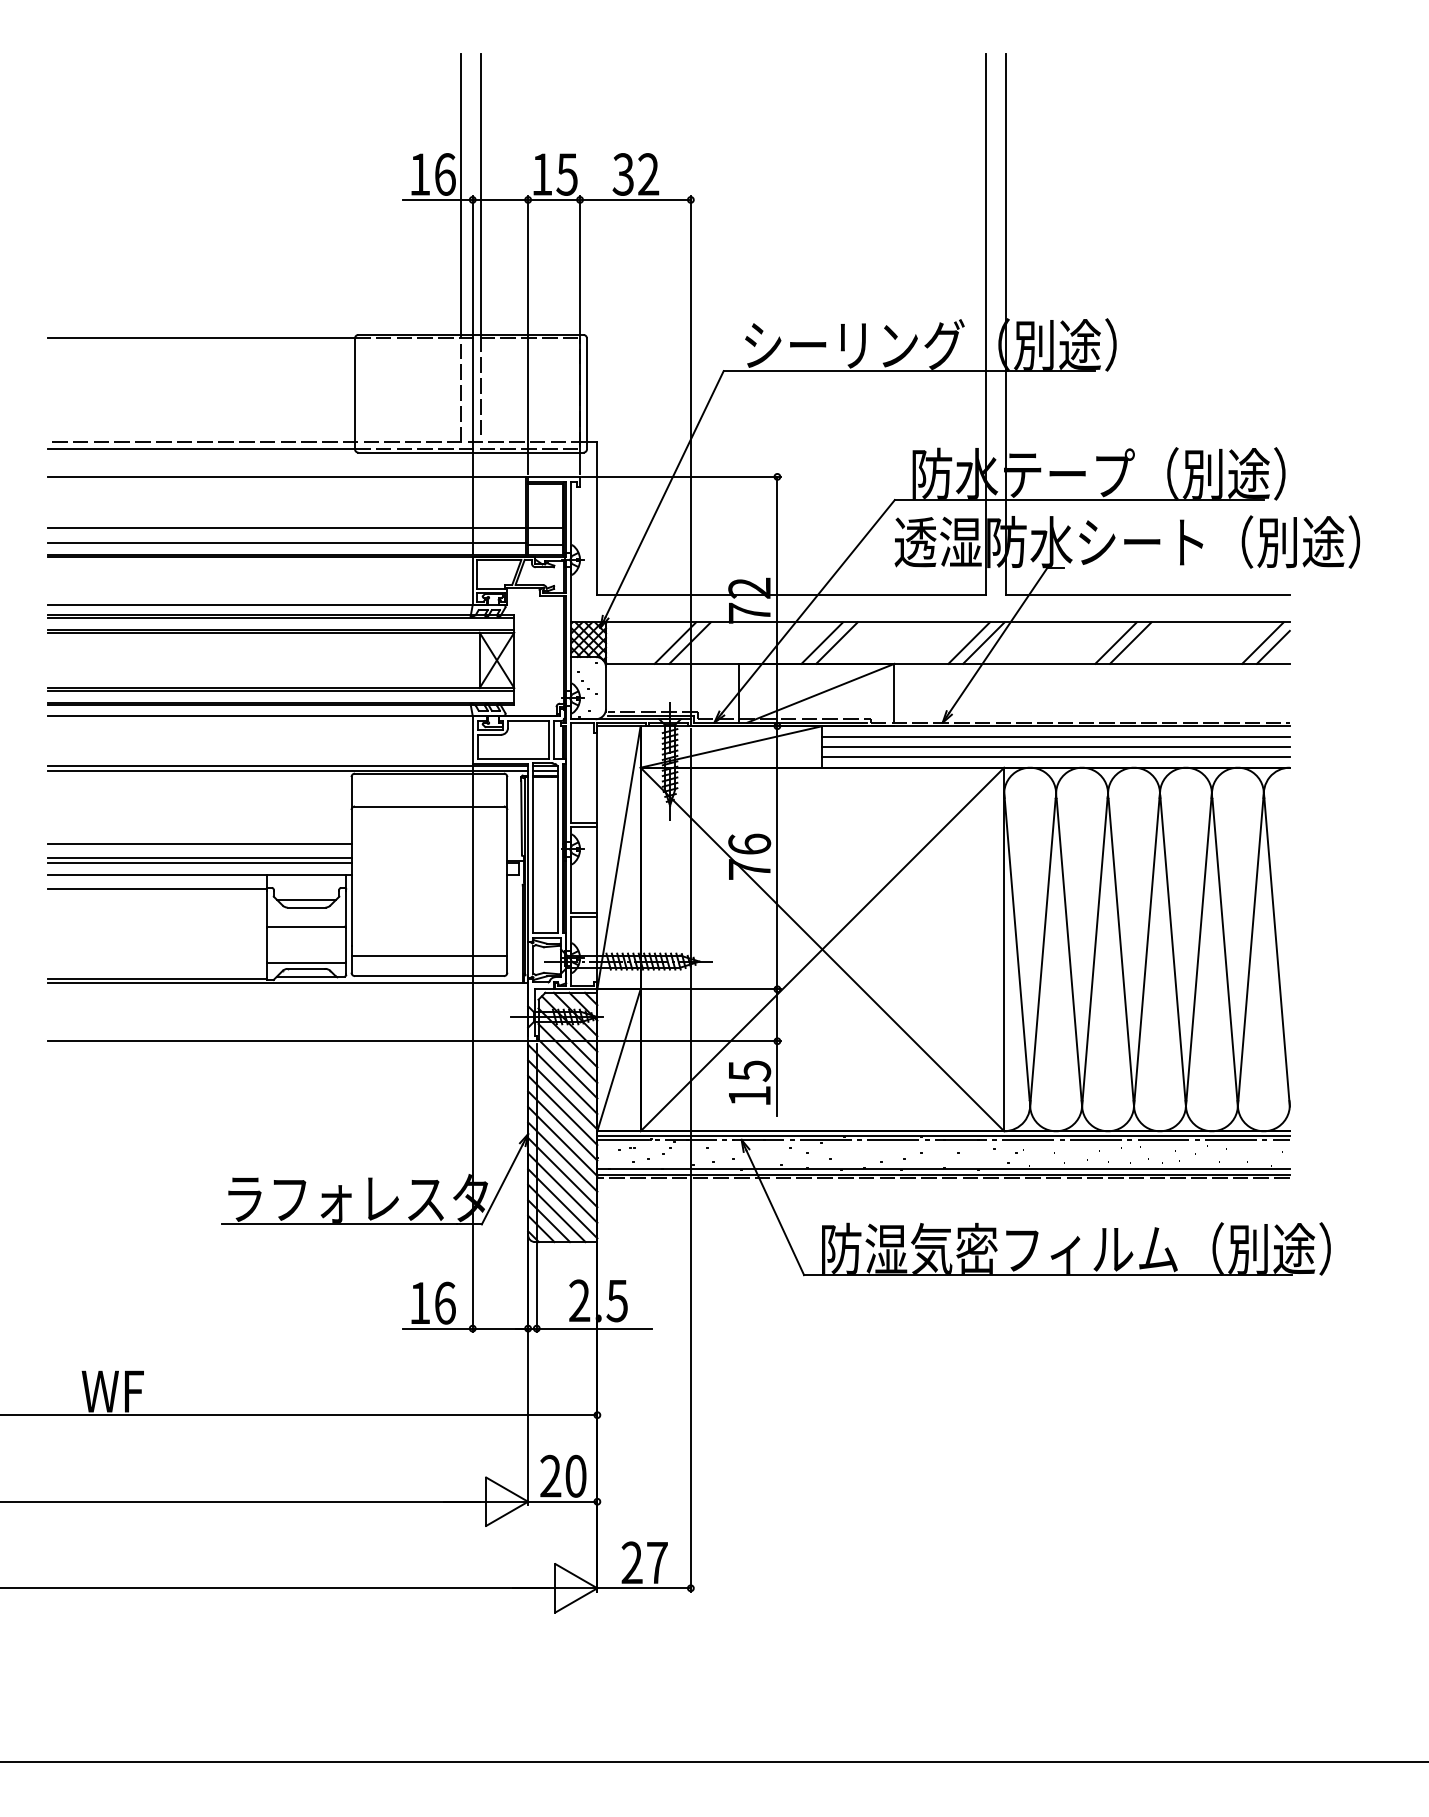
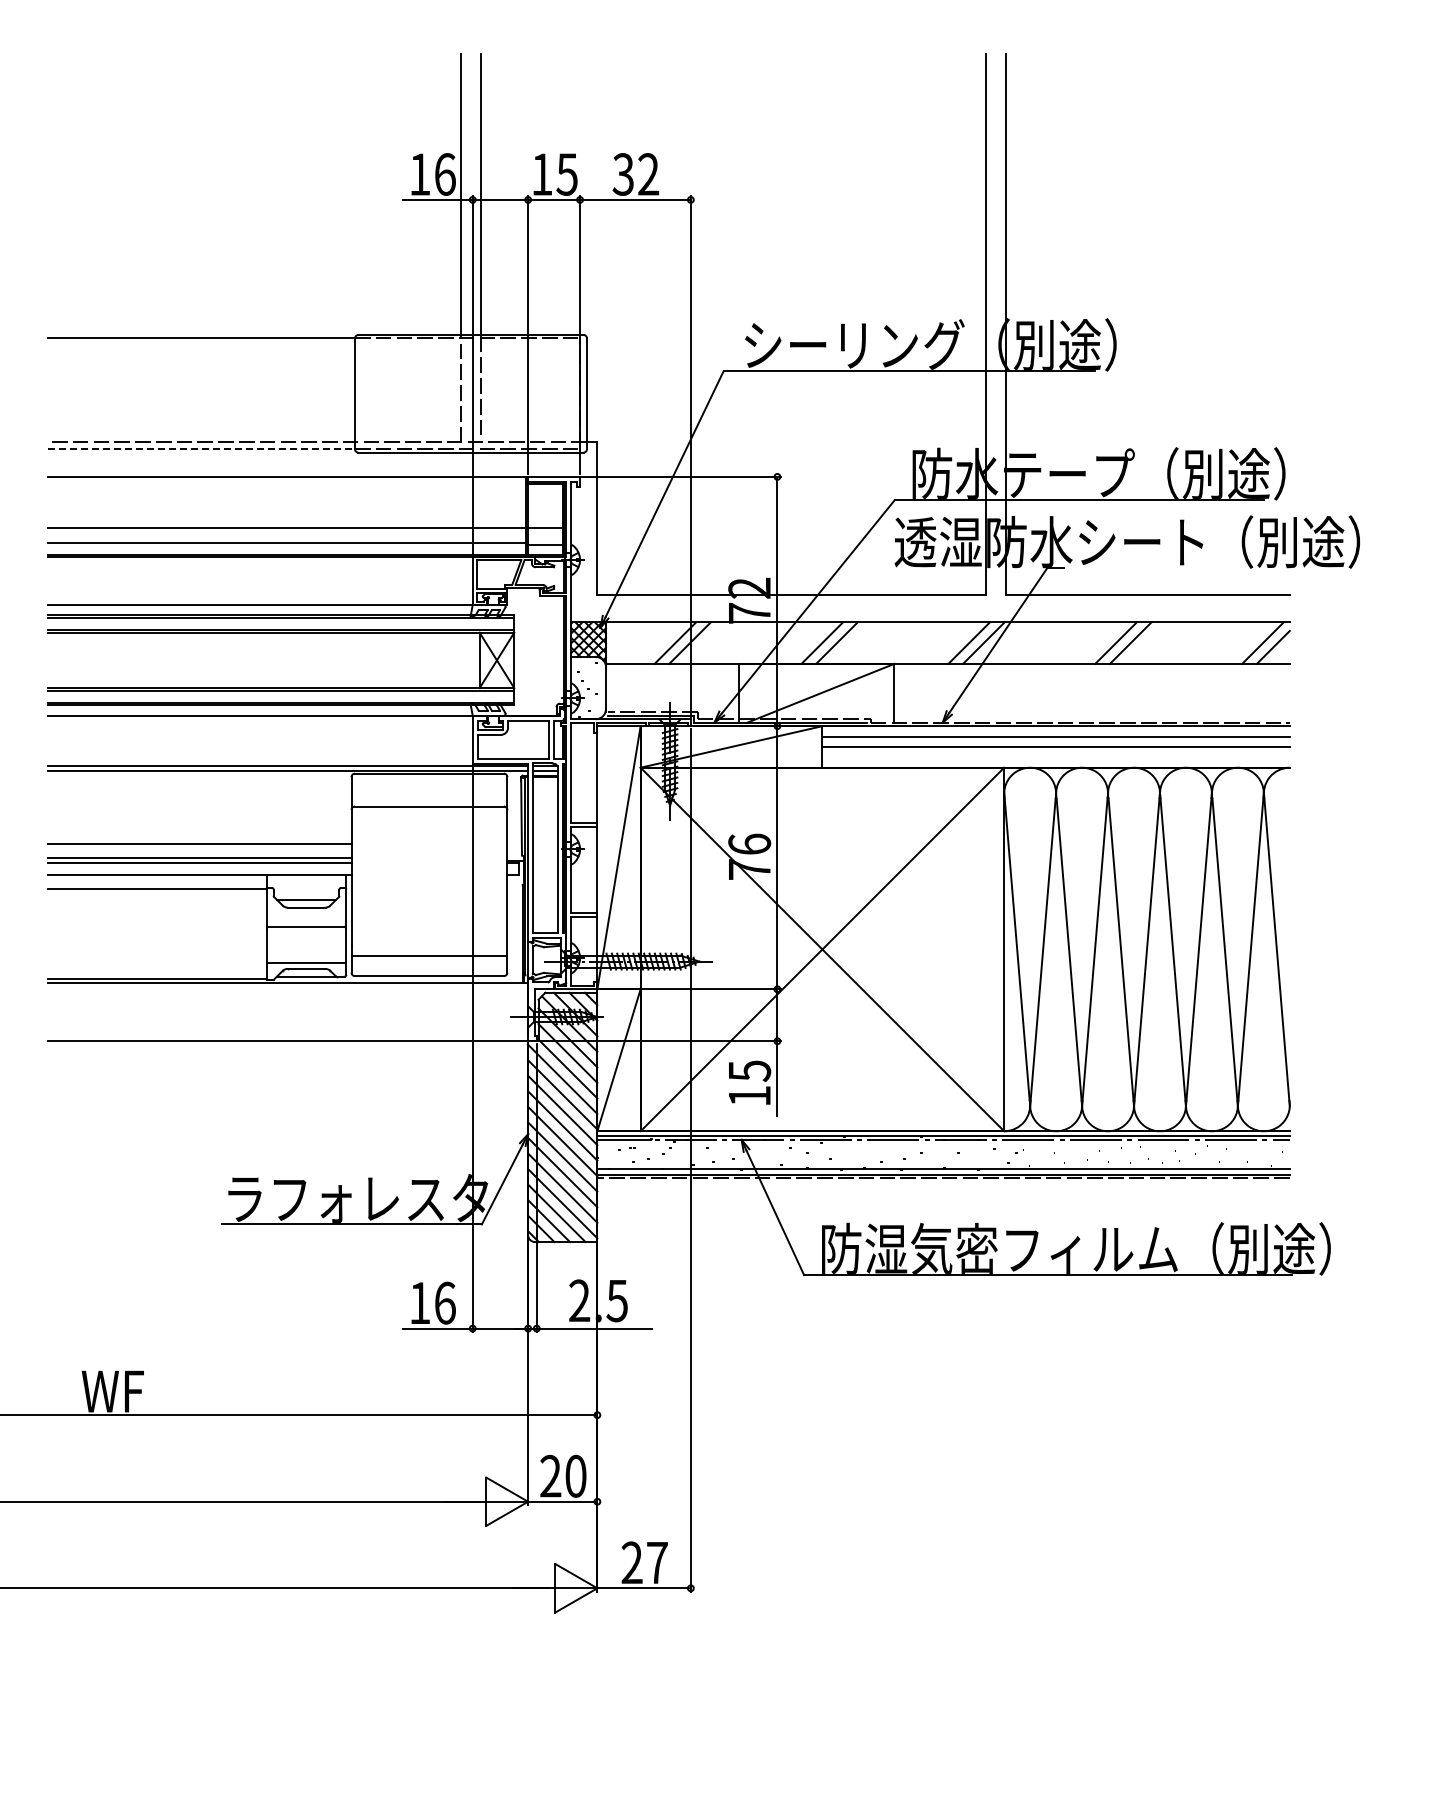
line: solid -> dashed (201, 449)
line: present -> none (1055, 757)
line: present -> none (713, 1762)
